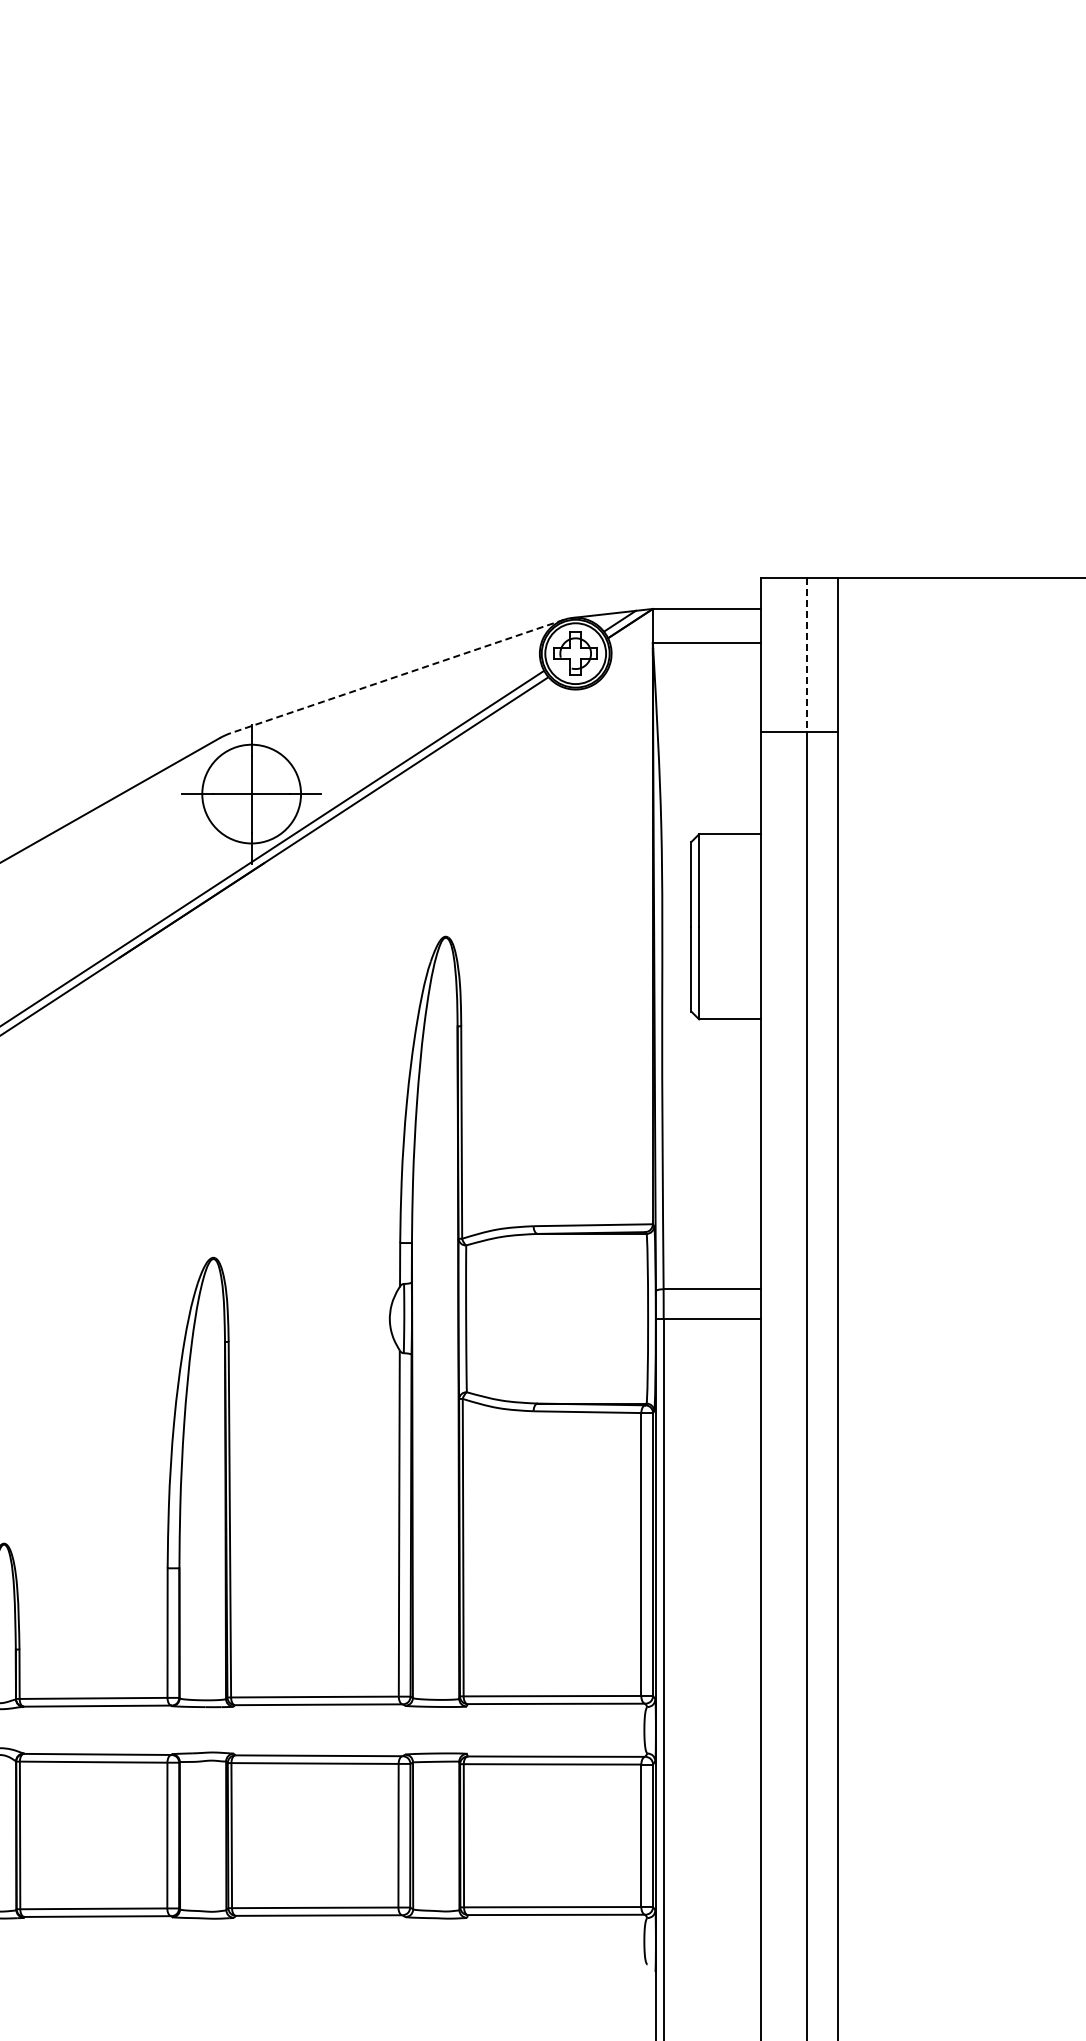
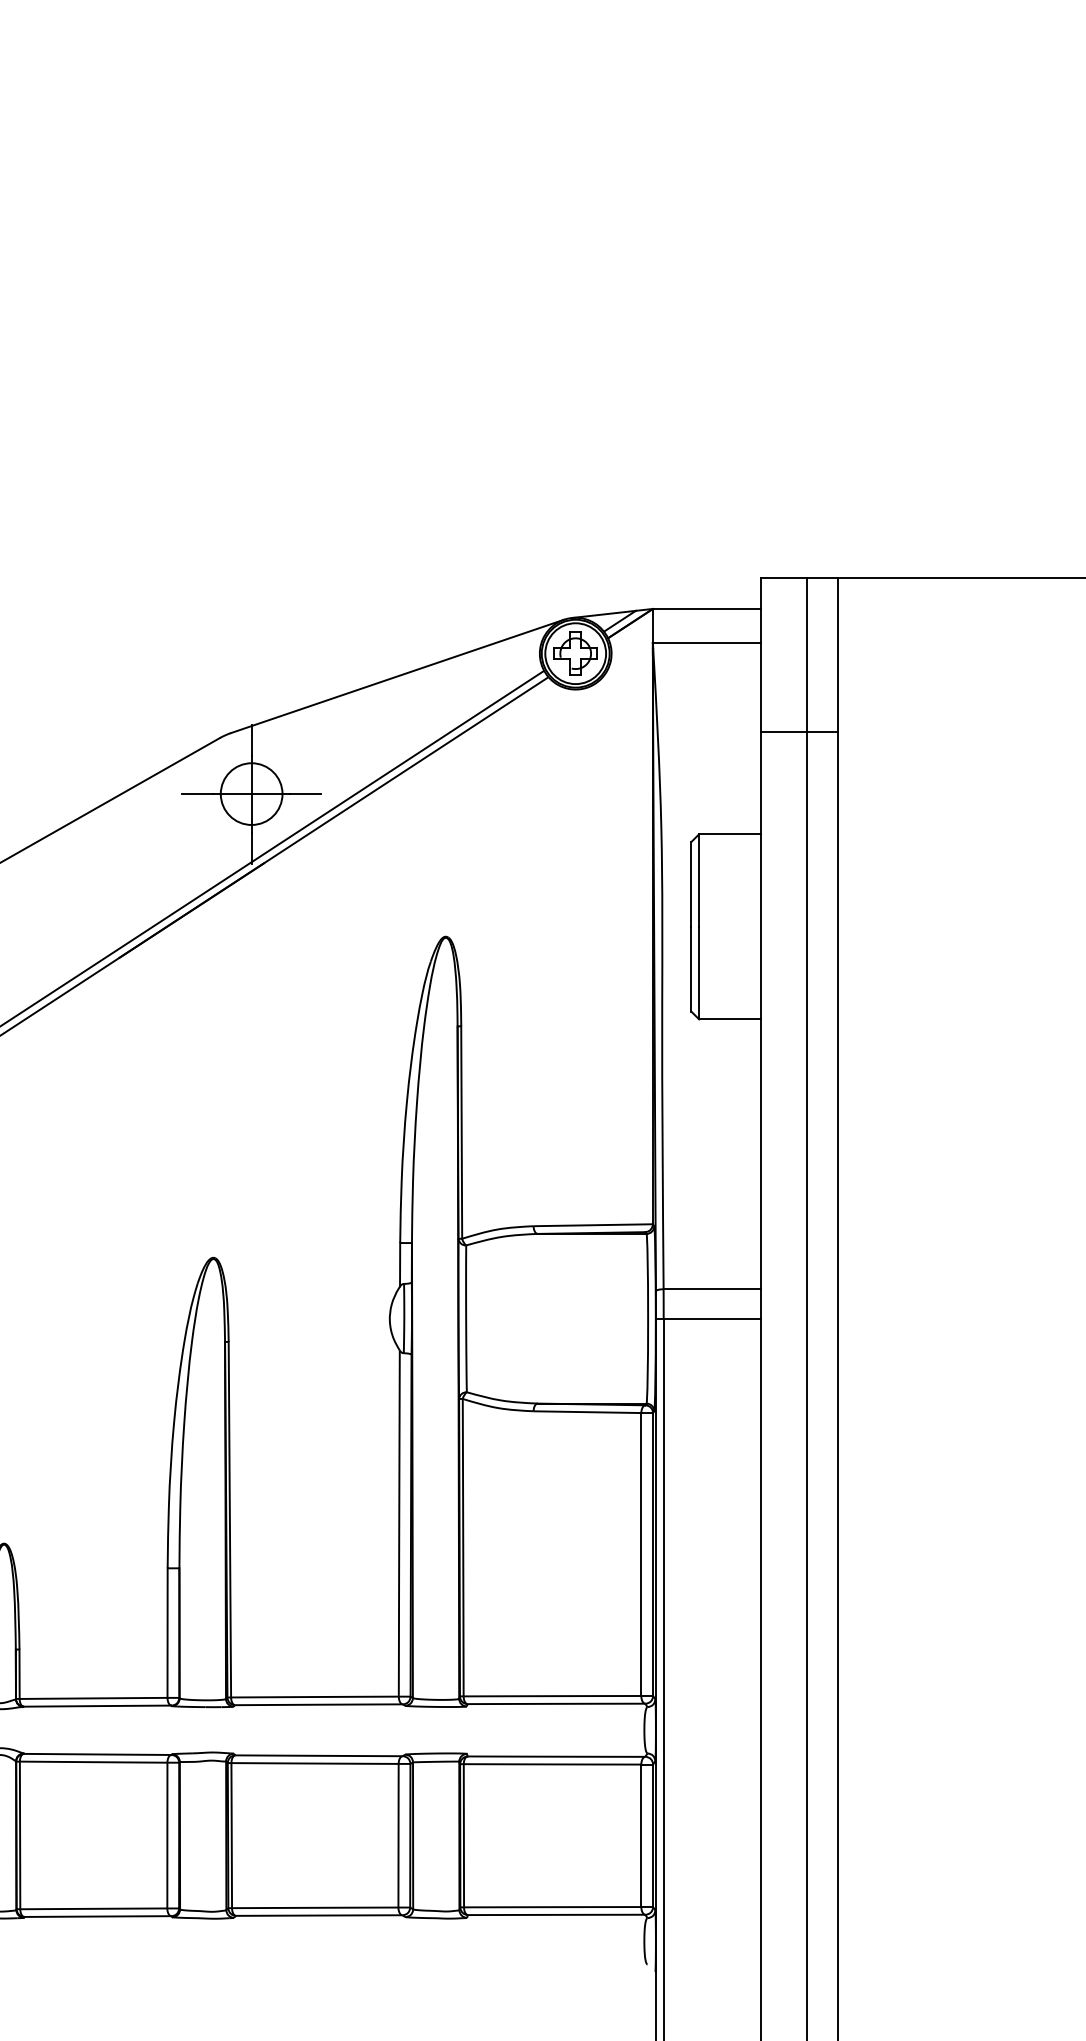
line: dashed -> solid (807, 655)
line: dashed -> solid (397, 676)
circle diameter: 99 px -> 62 px (251, 793)
